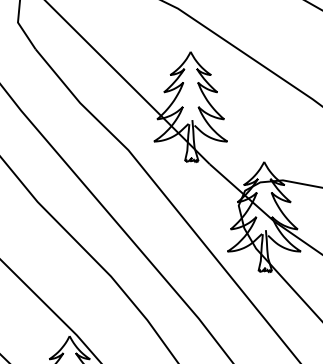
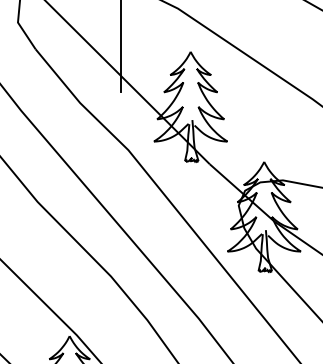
line: none -> present (121, 47)
